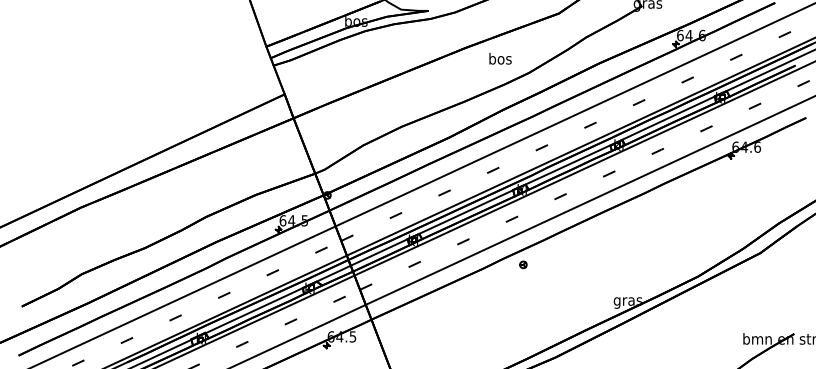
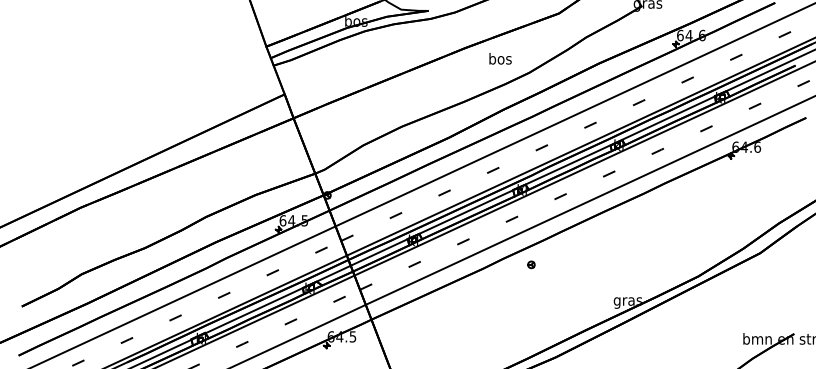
part position: (523, 264) -> (531, 264) (531, 264)
